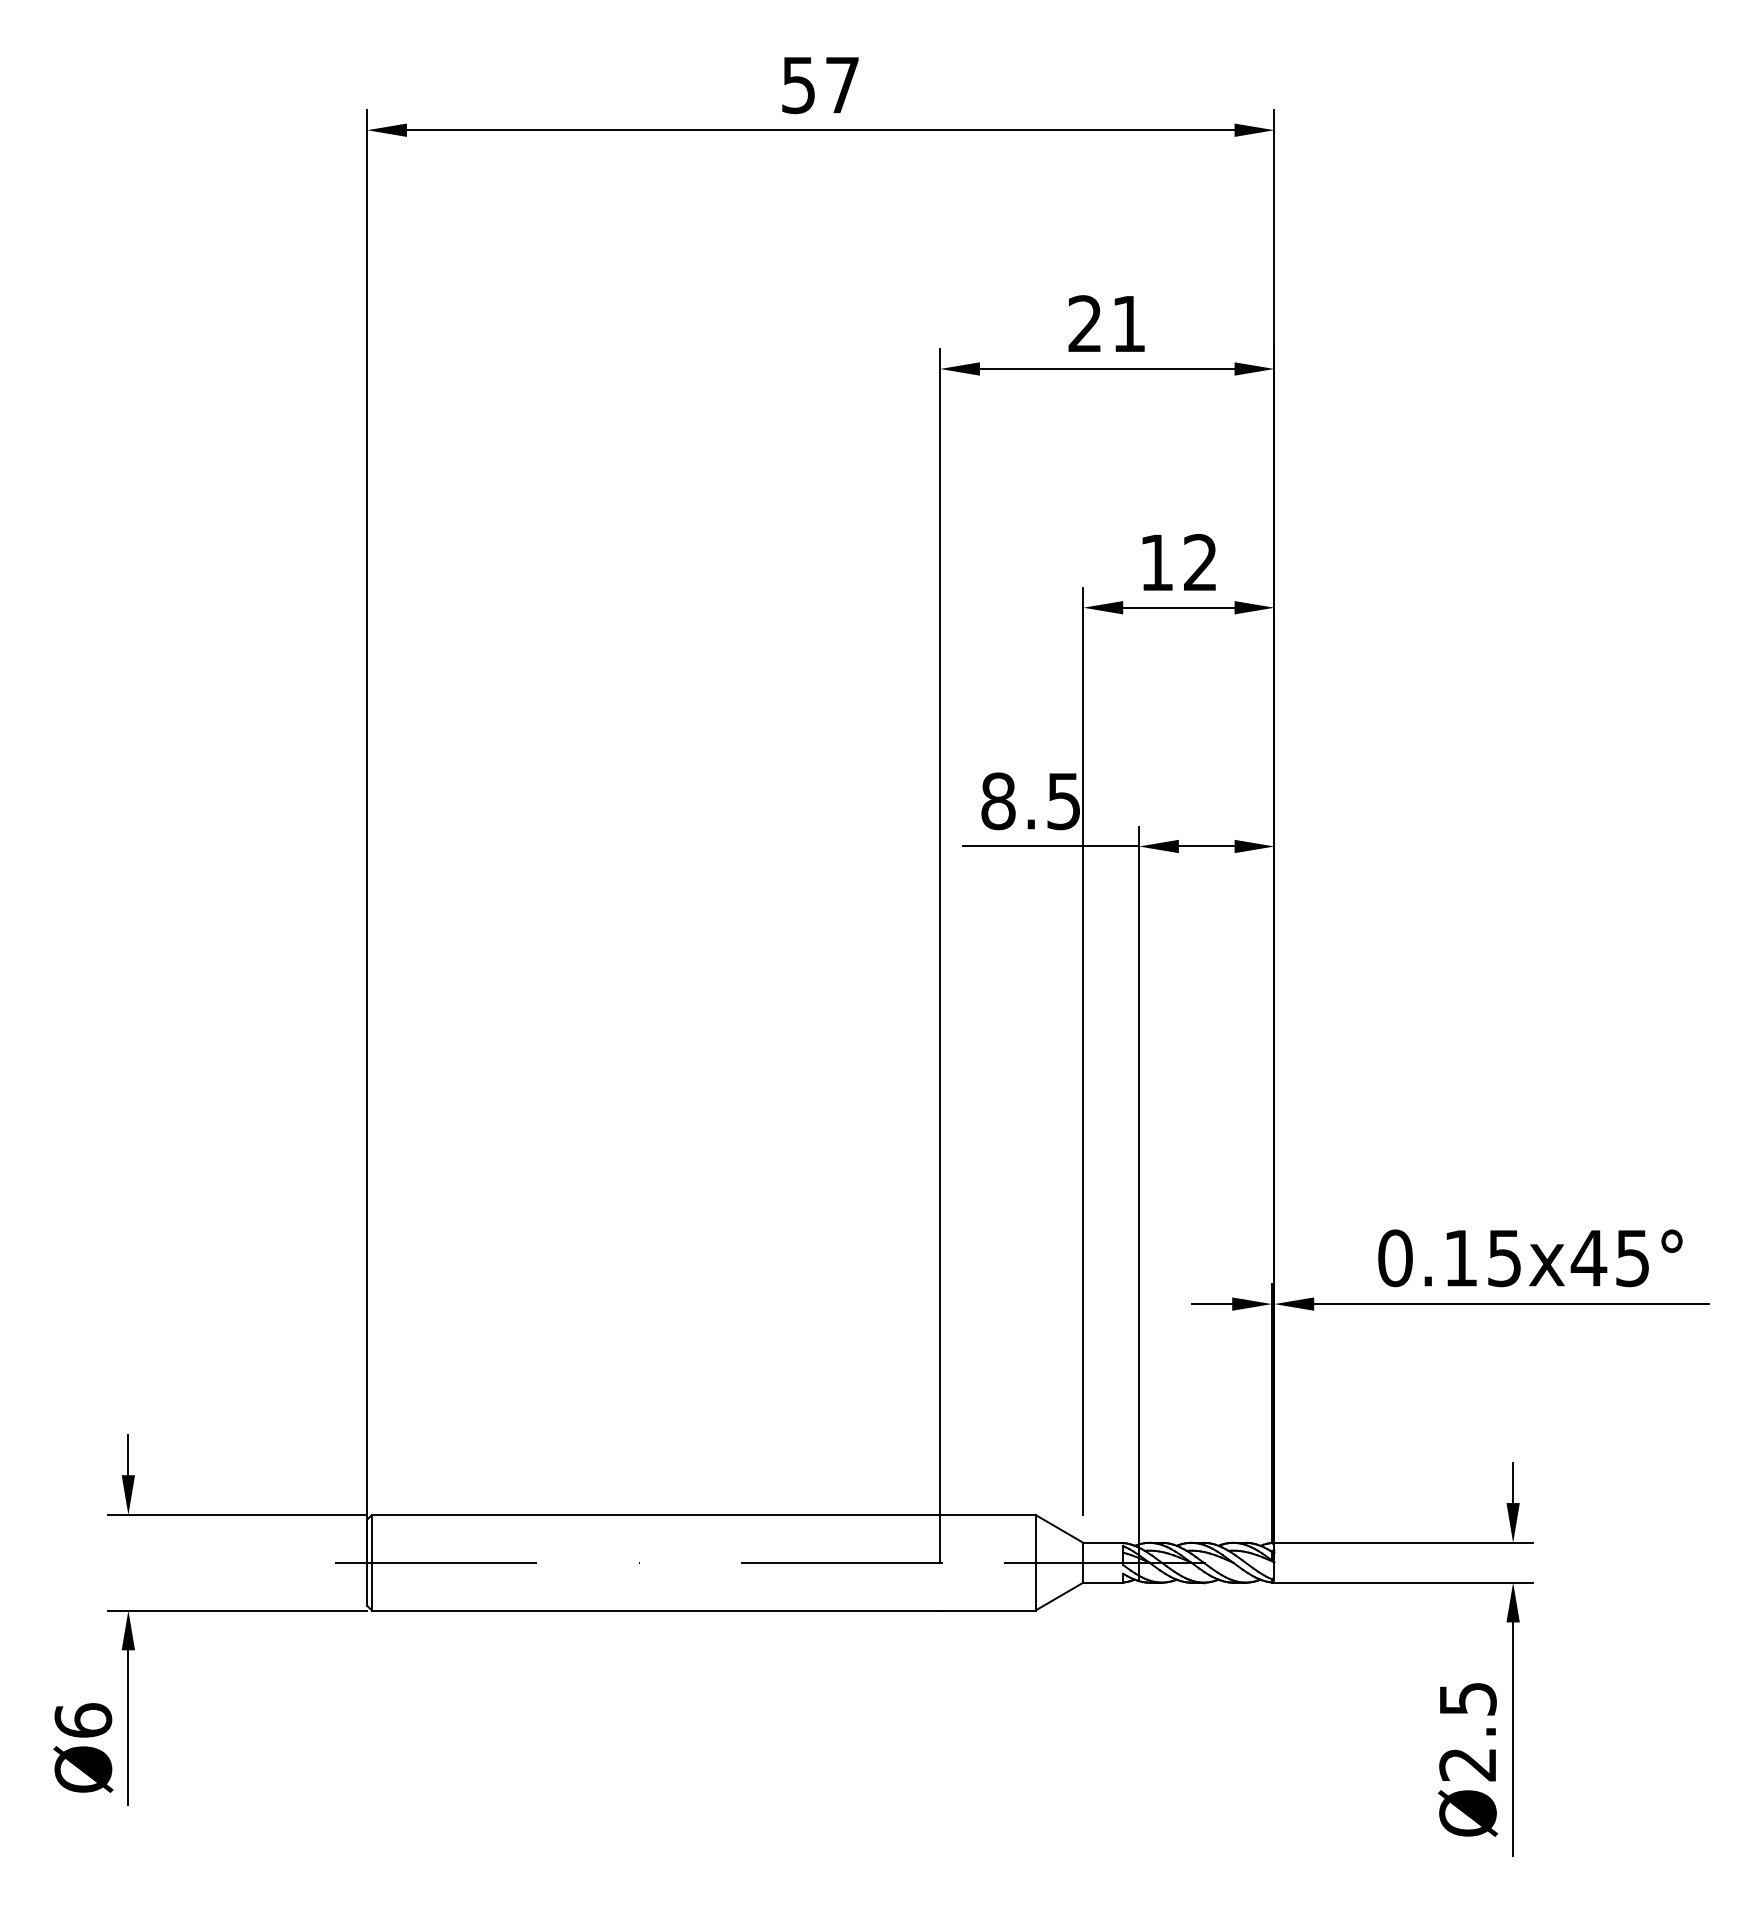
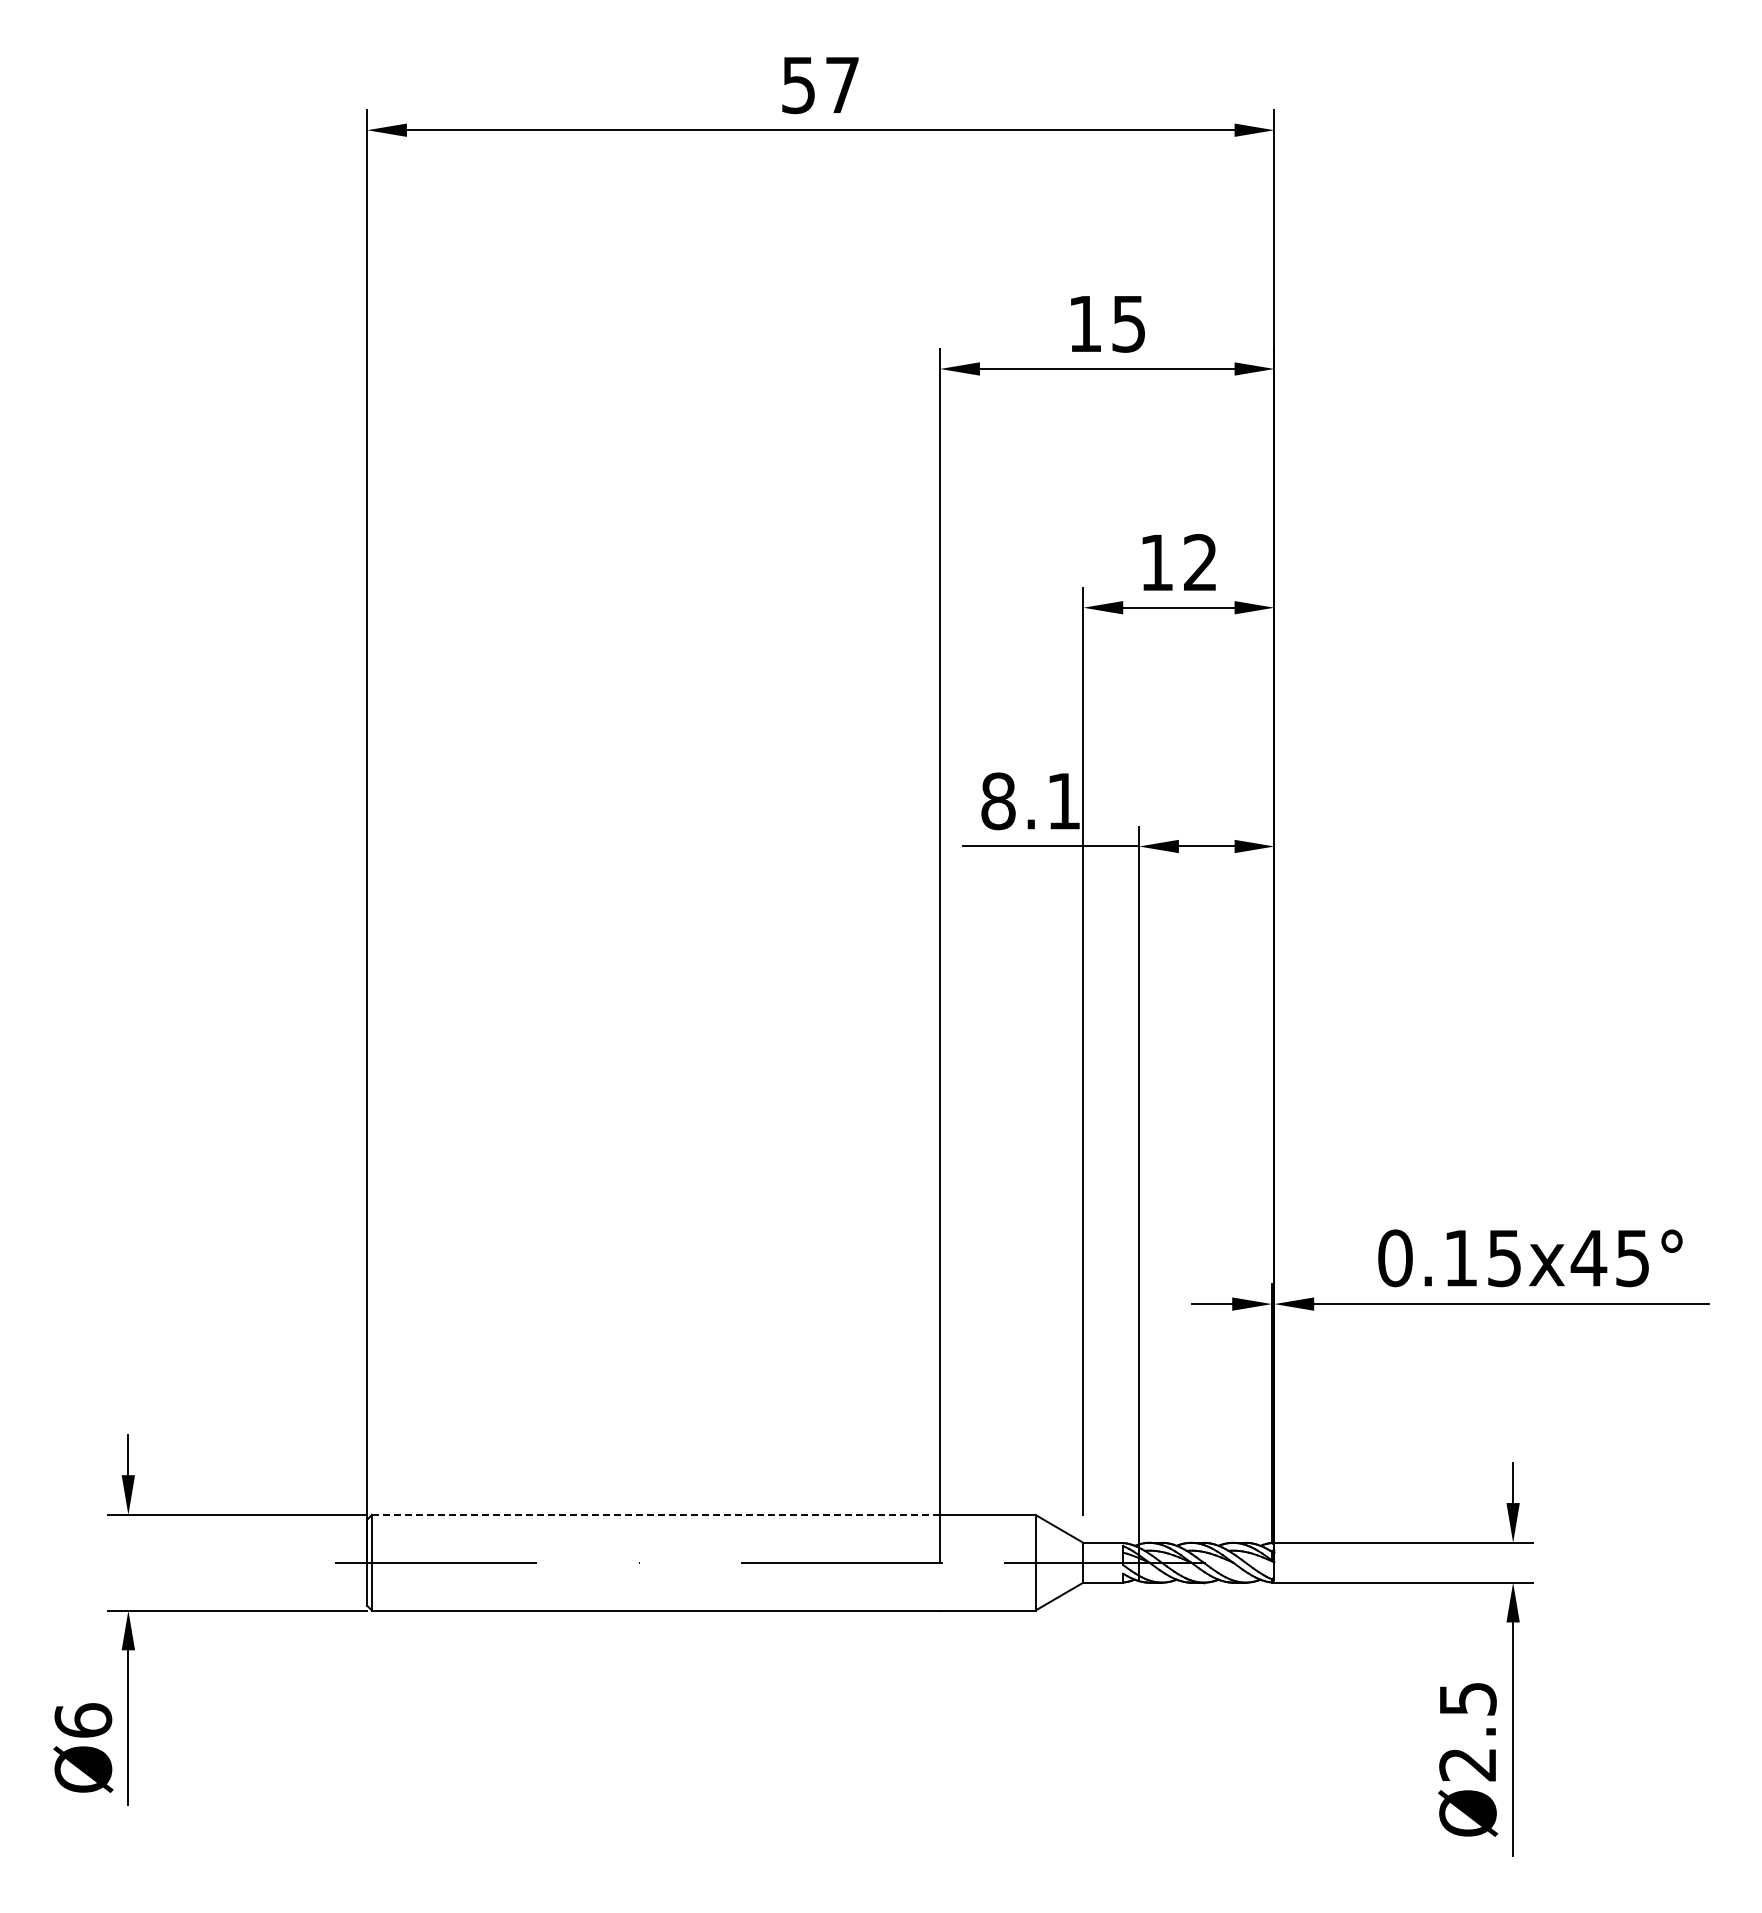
text: 21 -> 15 (1106, 323)
text: 8.5 -> 8.1 (1063, 801)
line: solid -> dashed (655, 1515)
